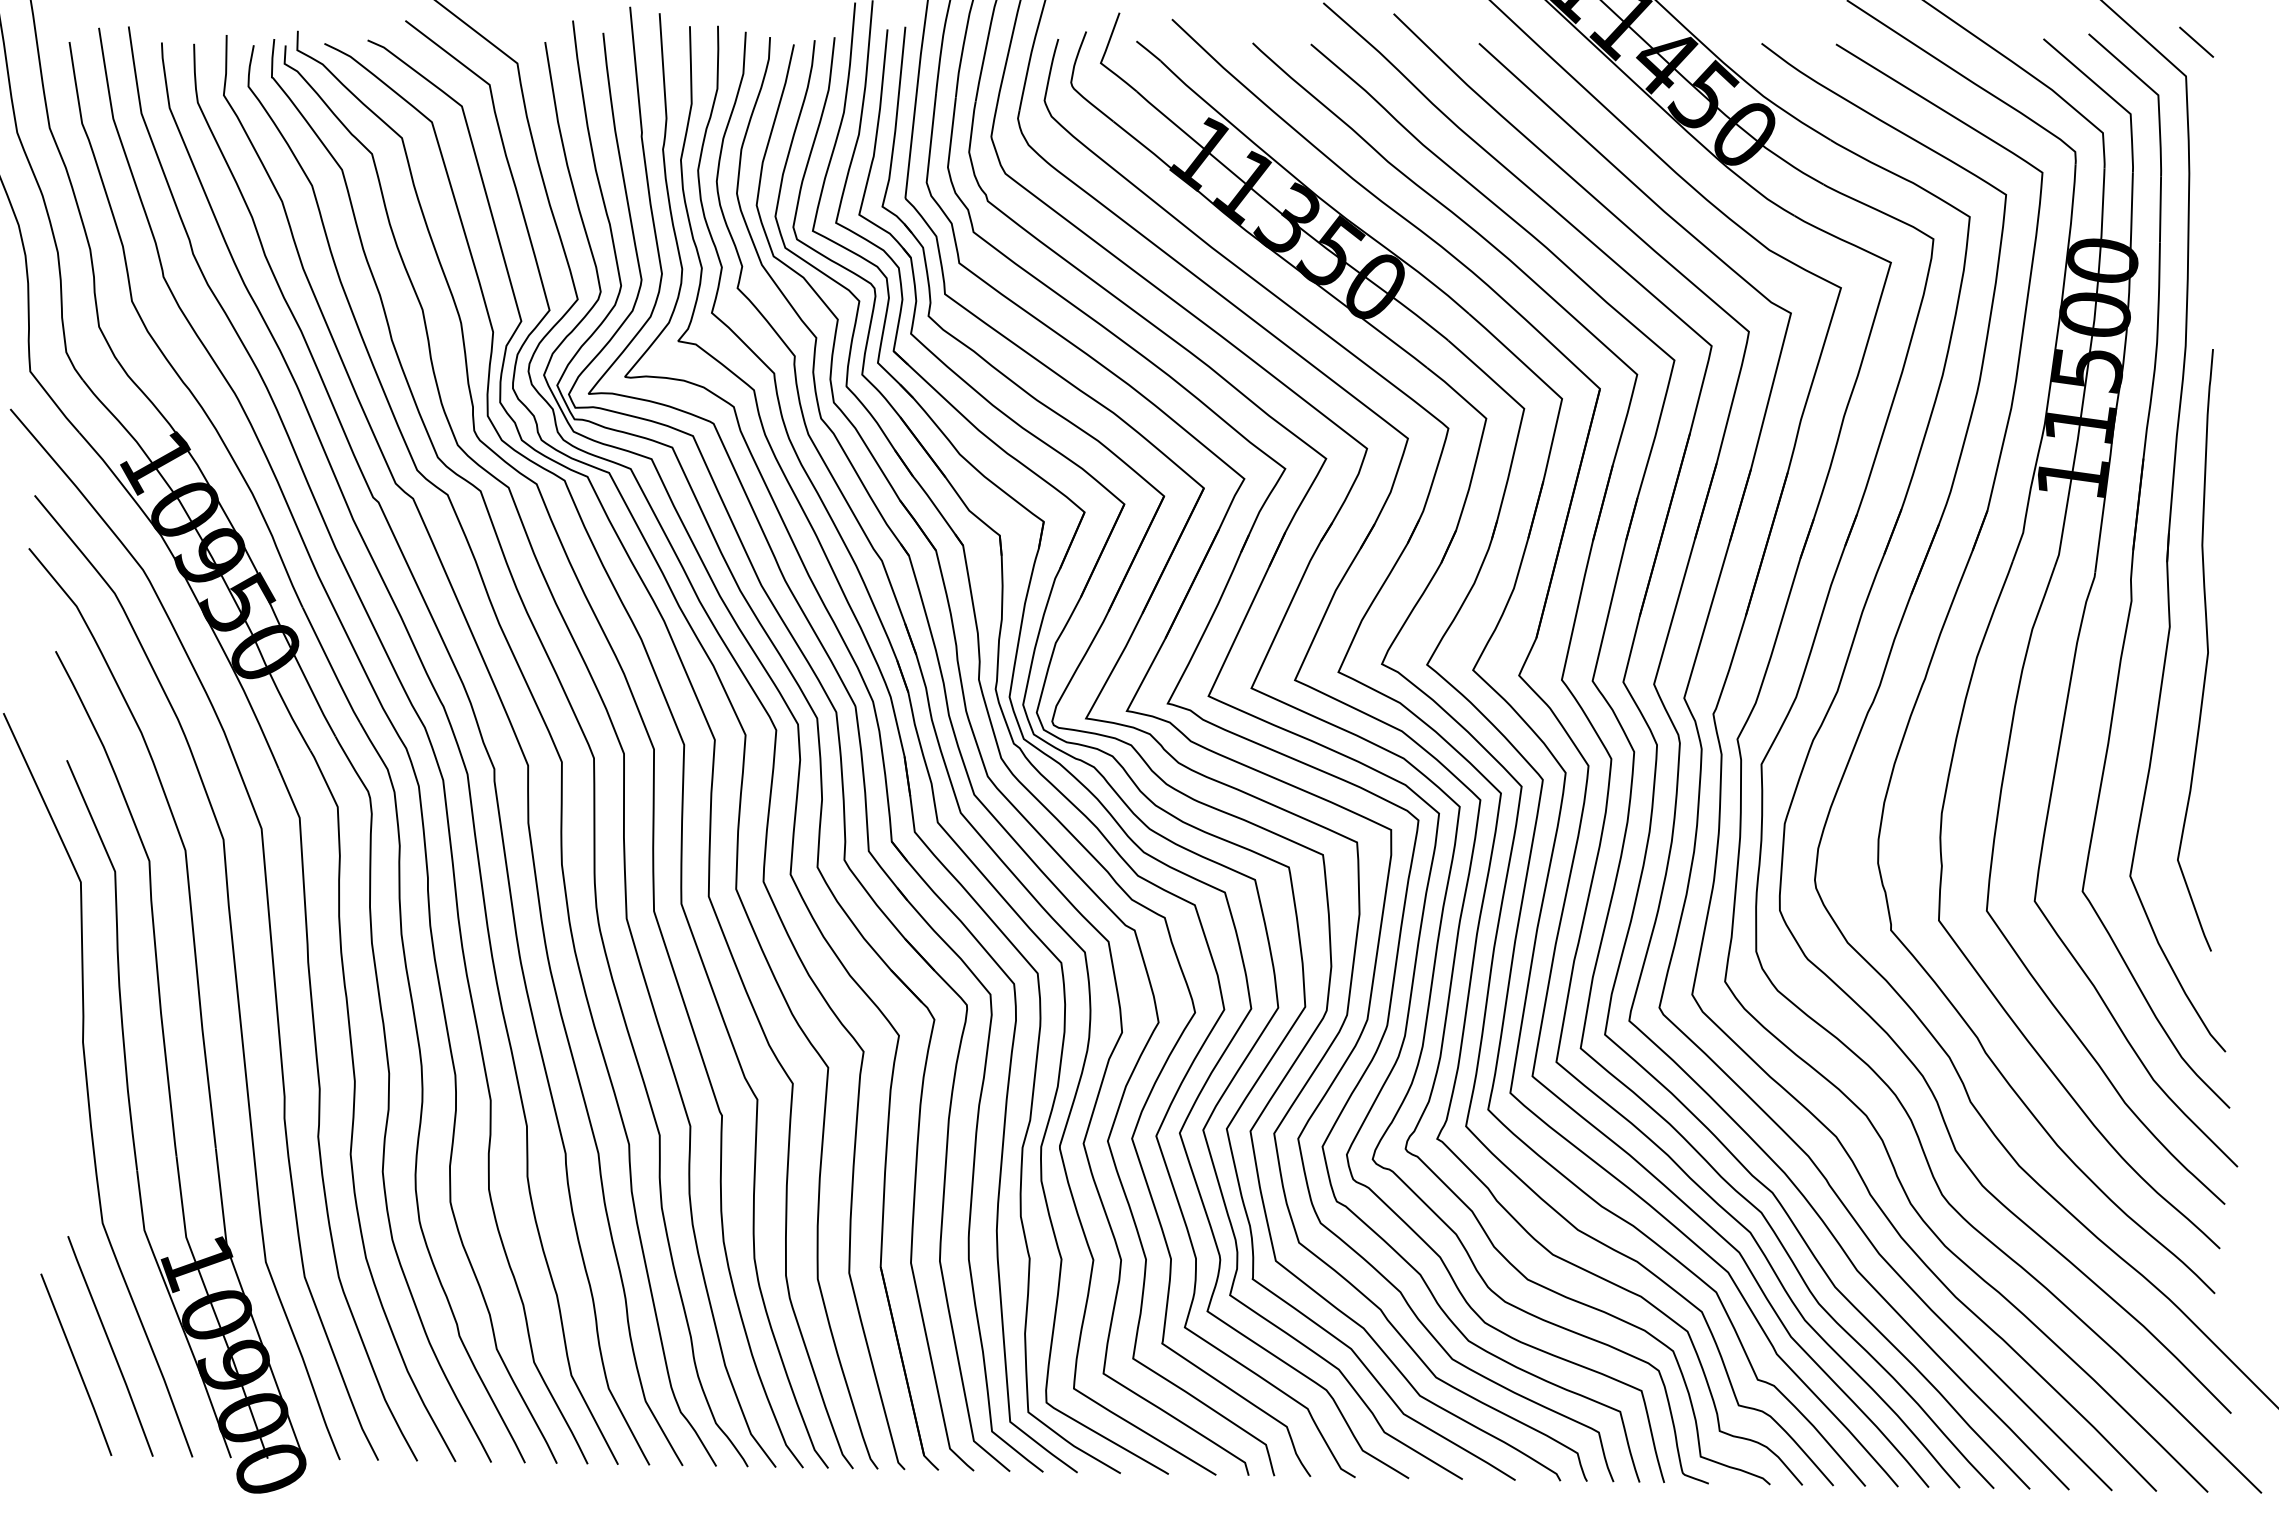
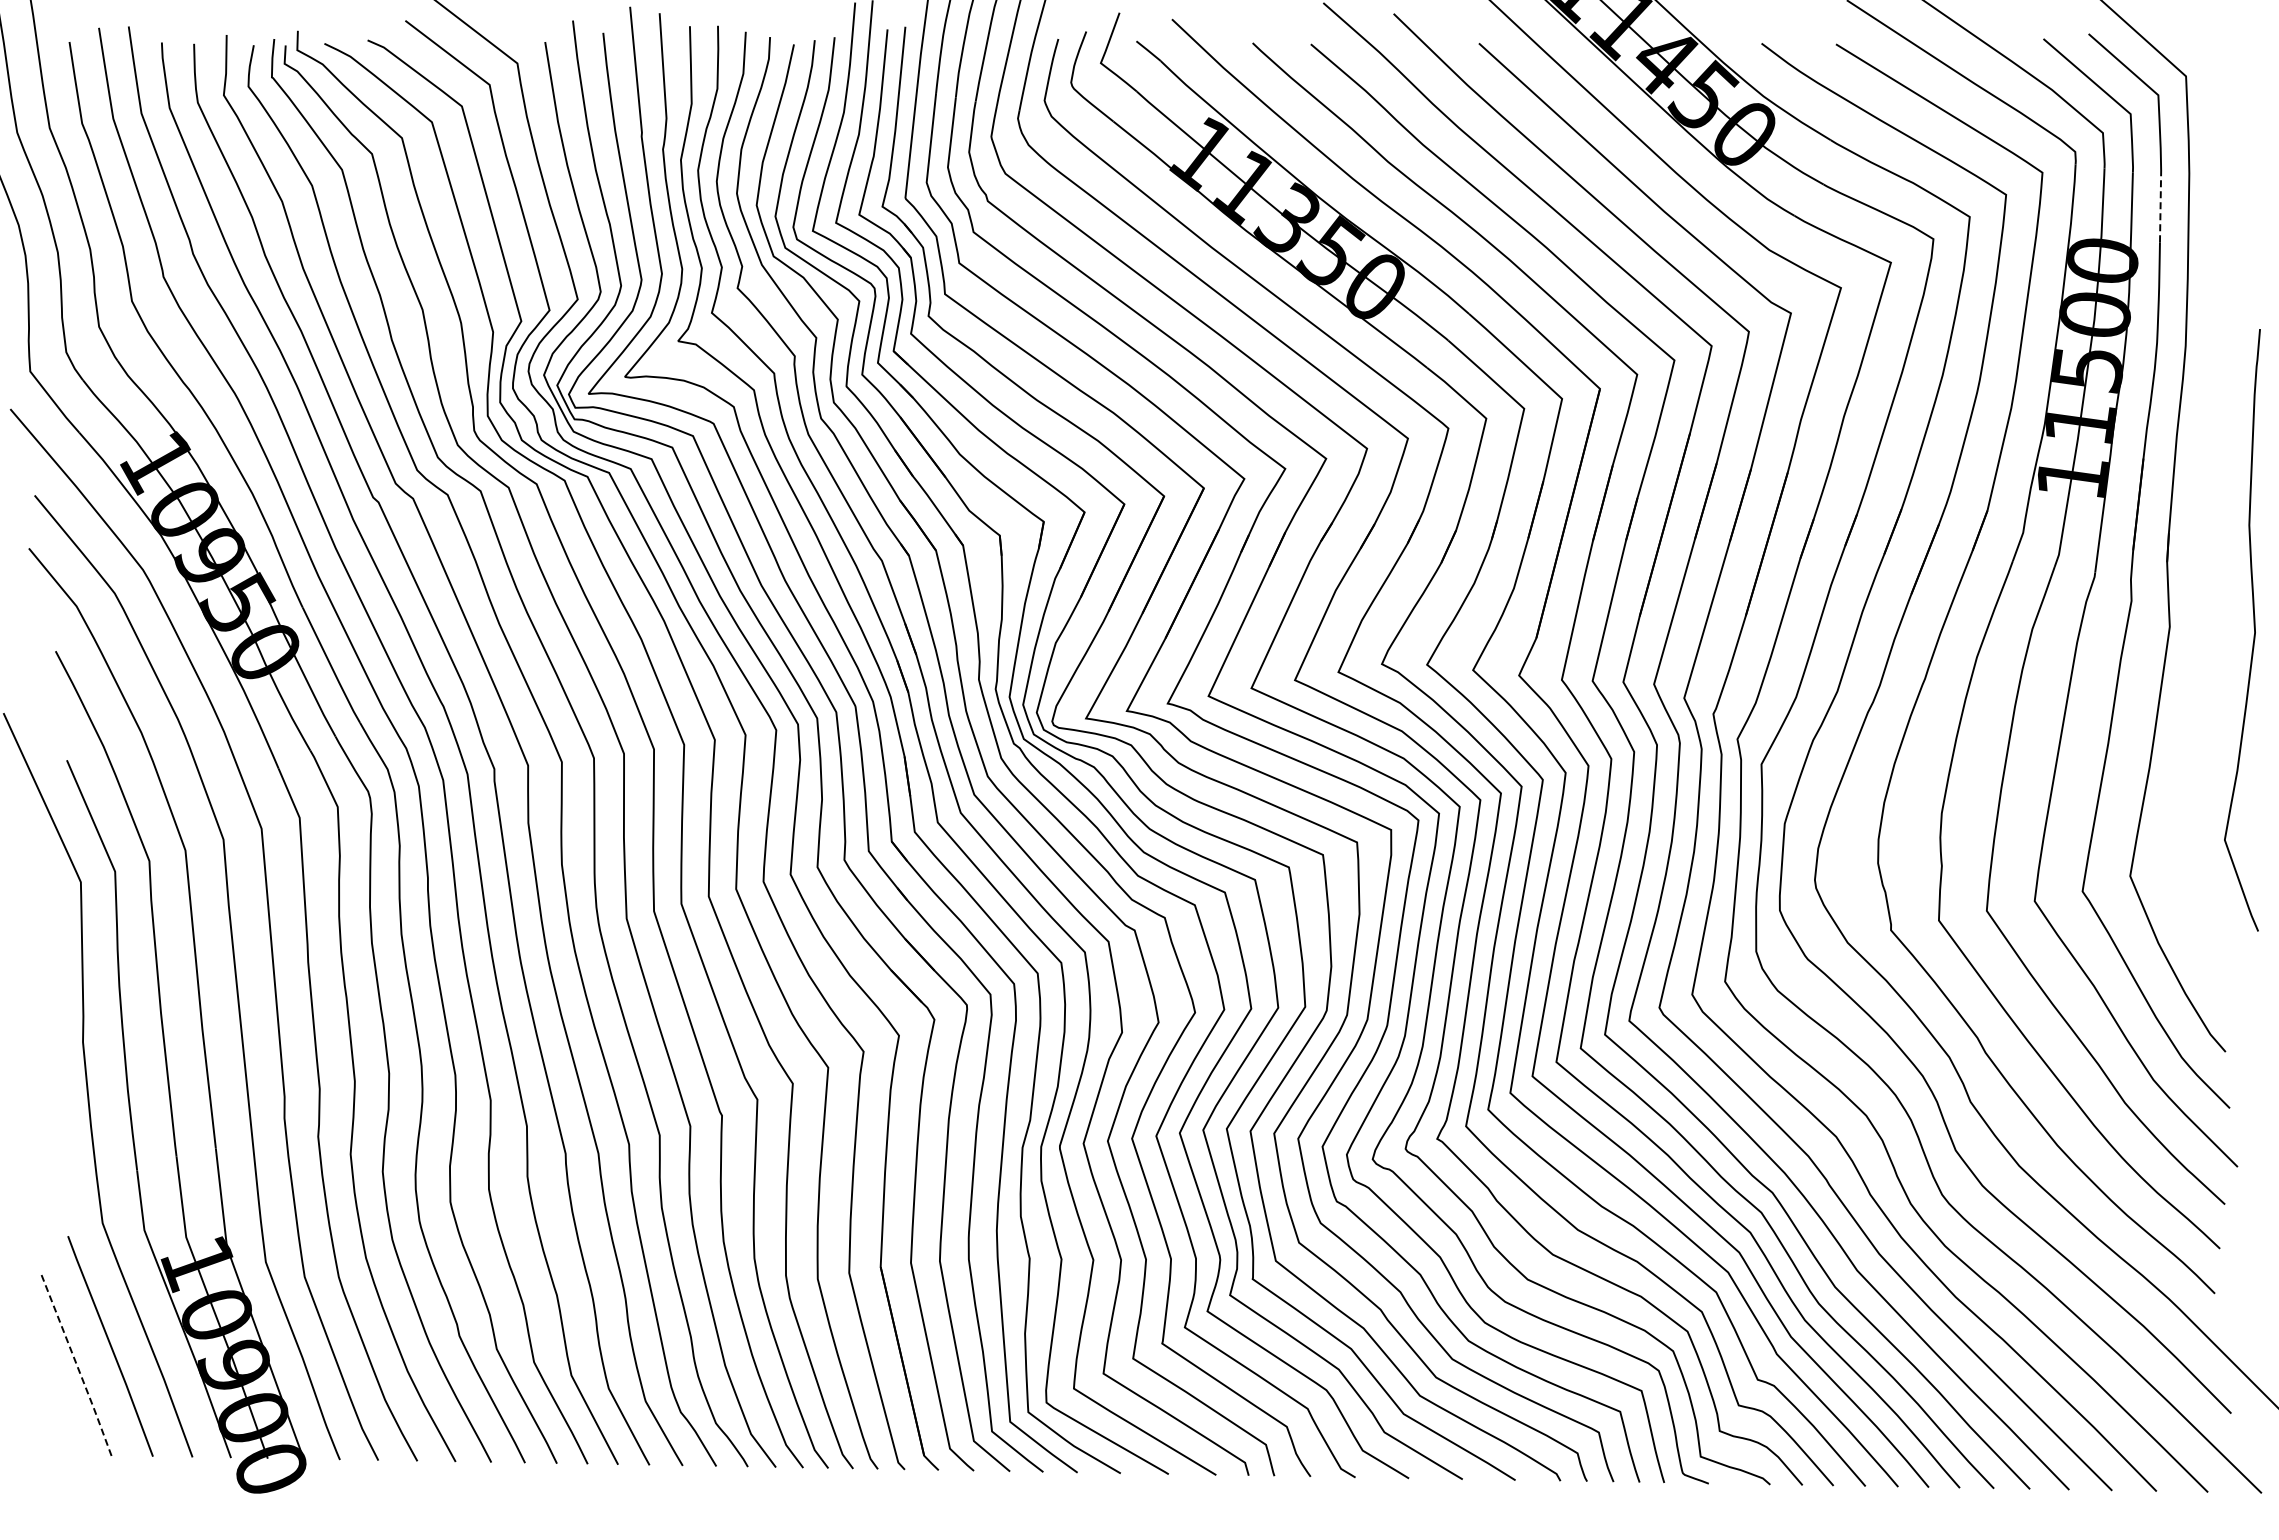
line: present -> none (2196, 41)
line: solid -> dashed (2160, 210)
curve position: (2206, 647) -> (2253, 627) (2253, 627)
line: solid -> dashed (77, 1365)
